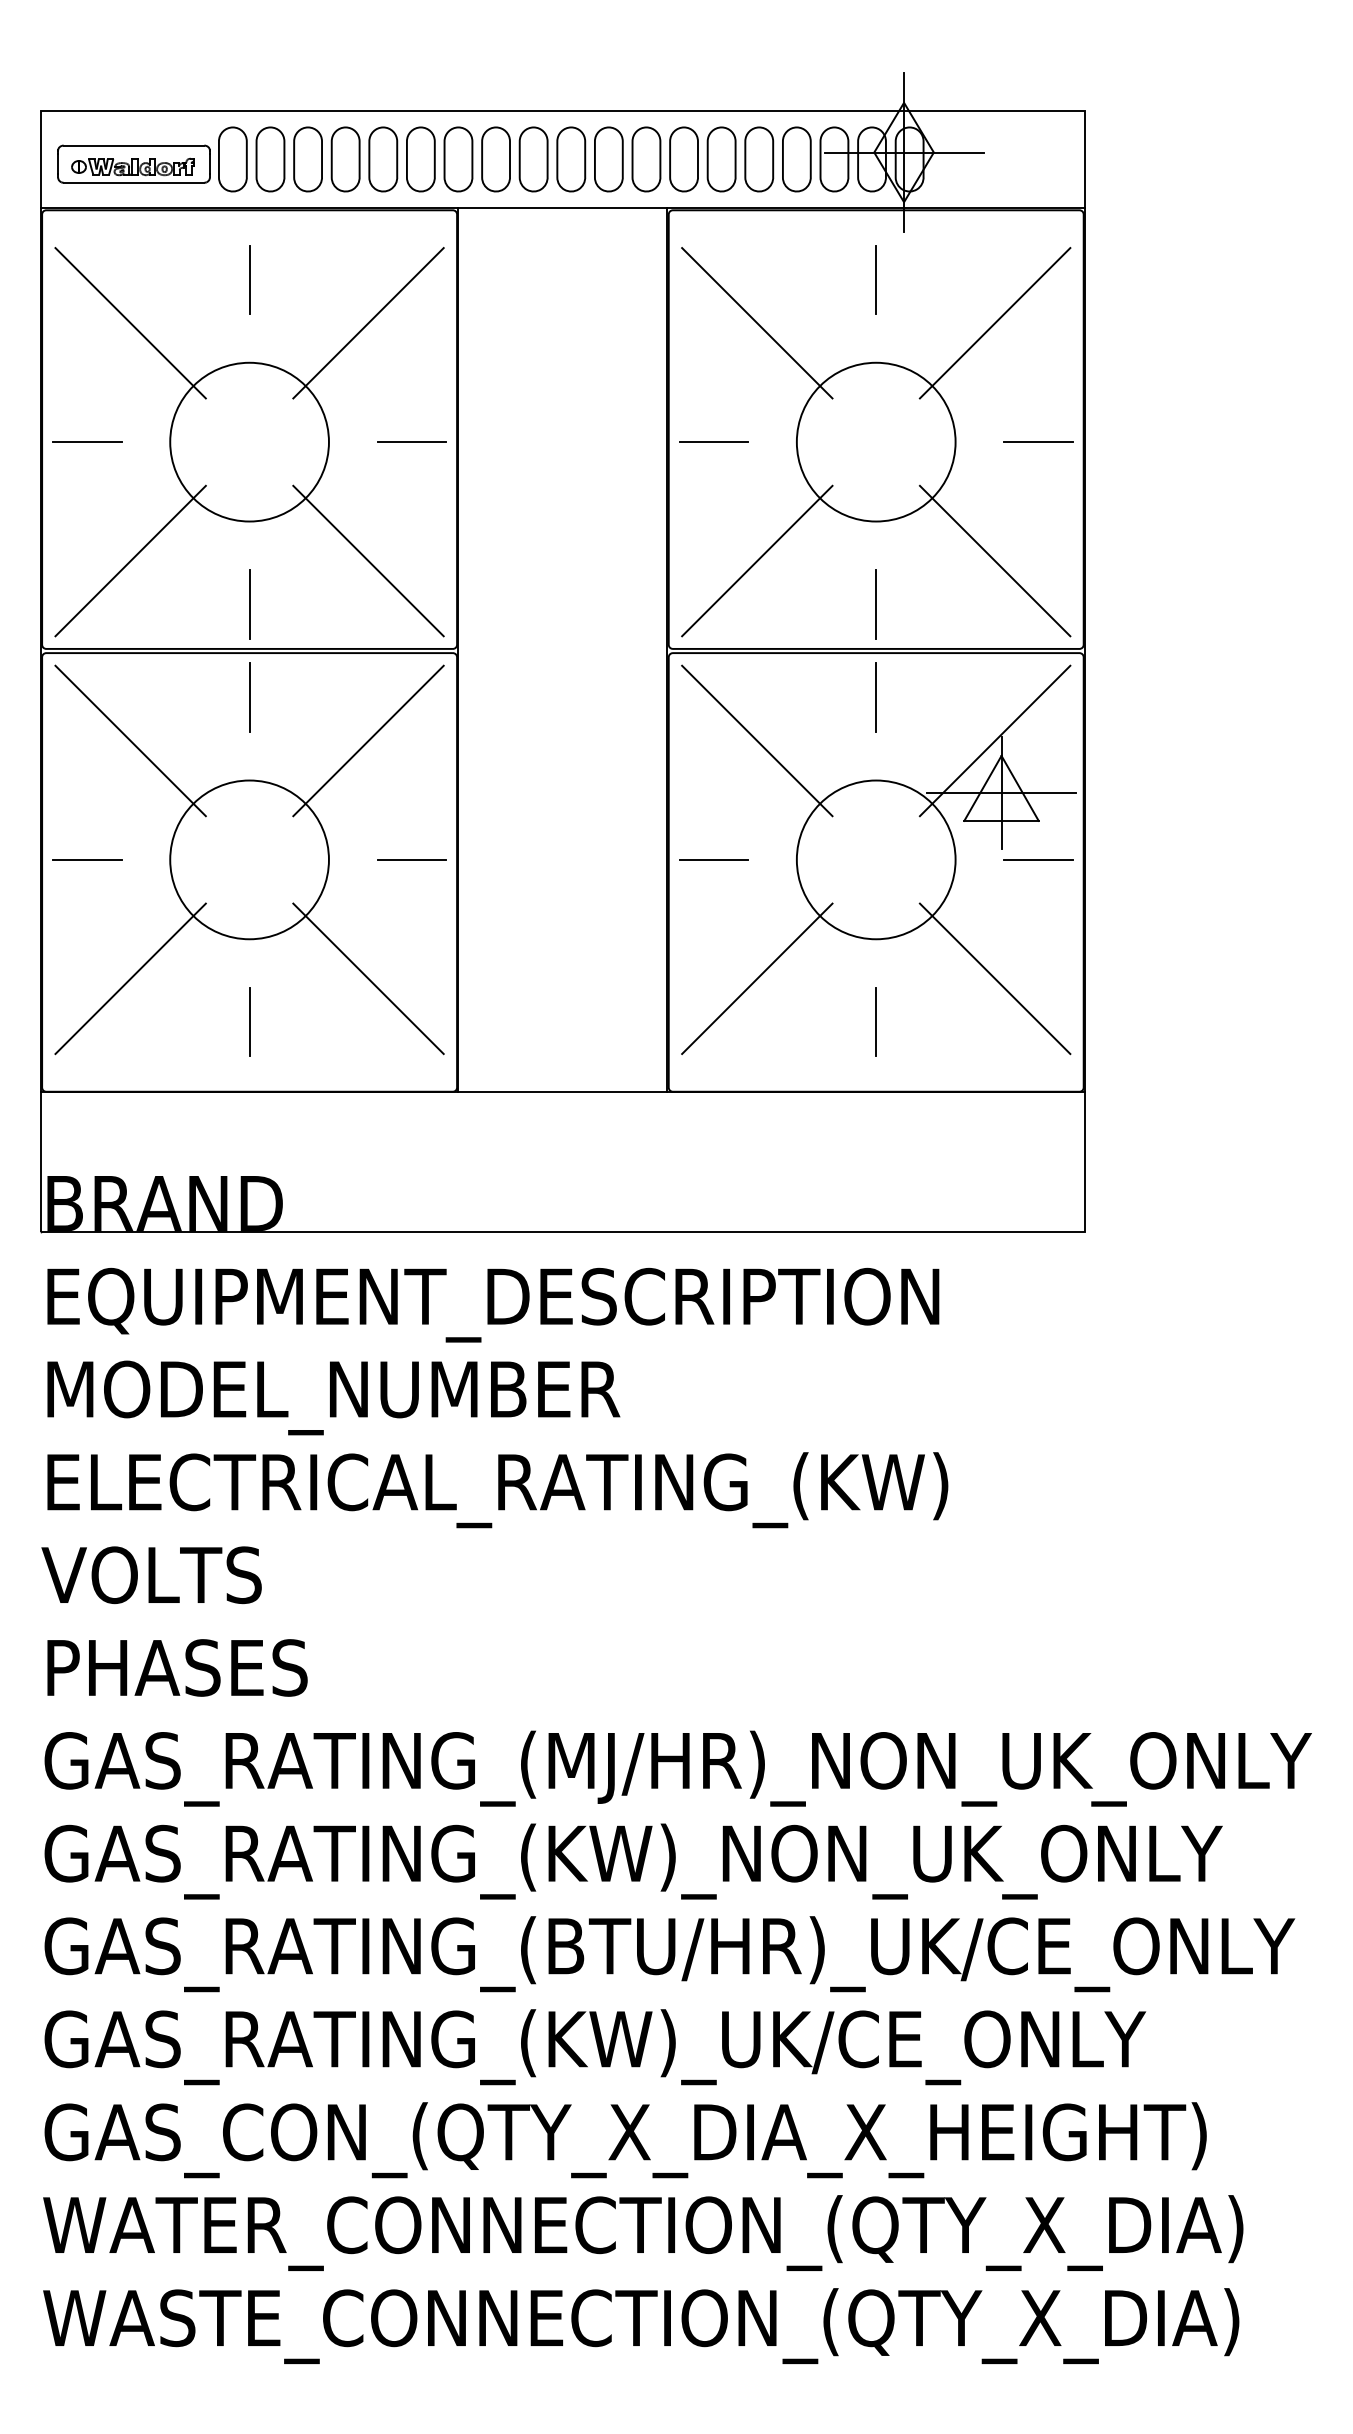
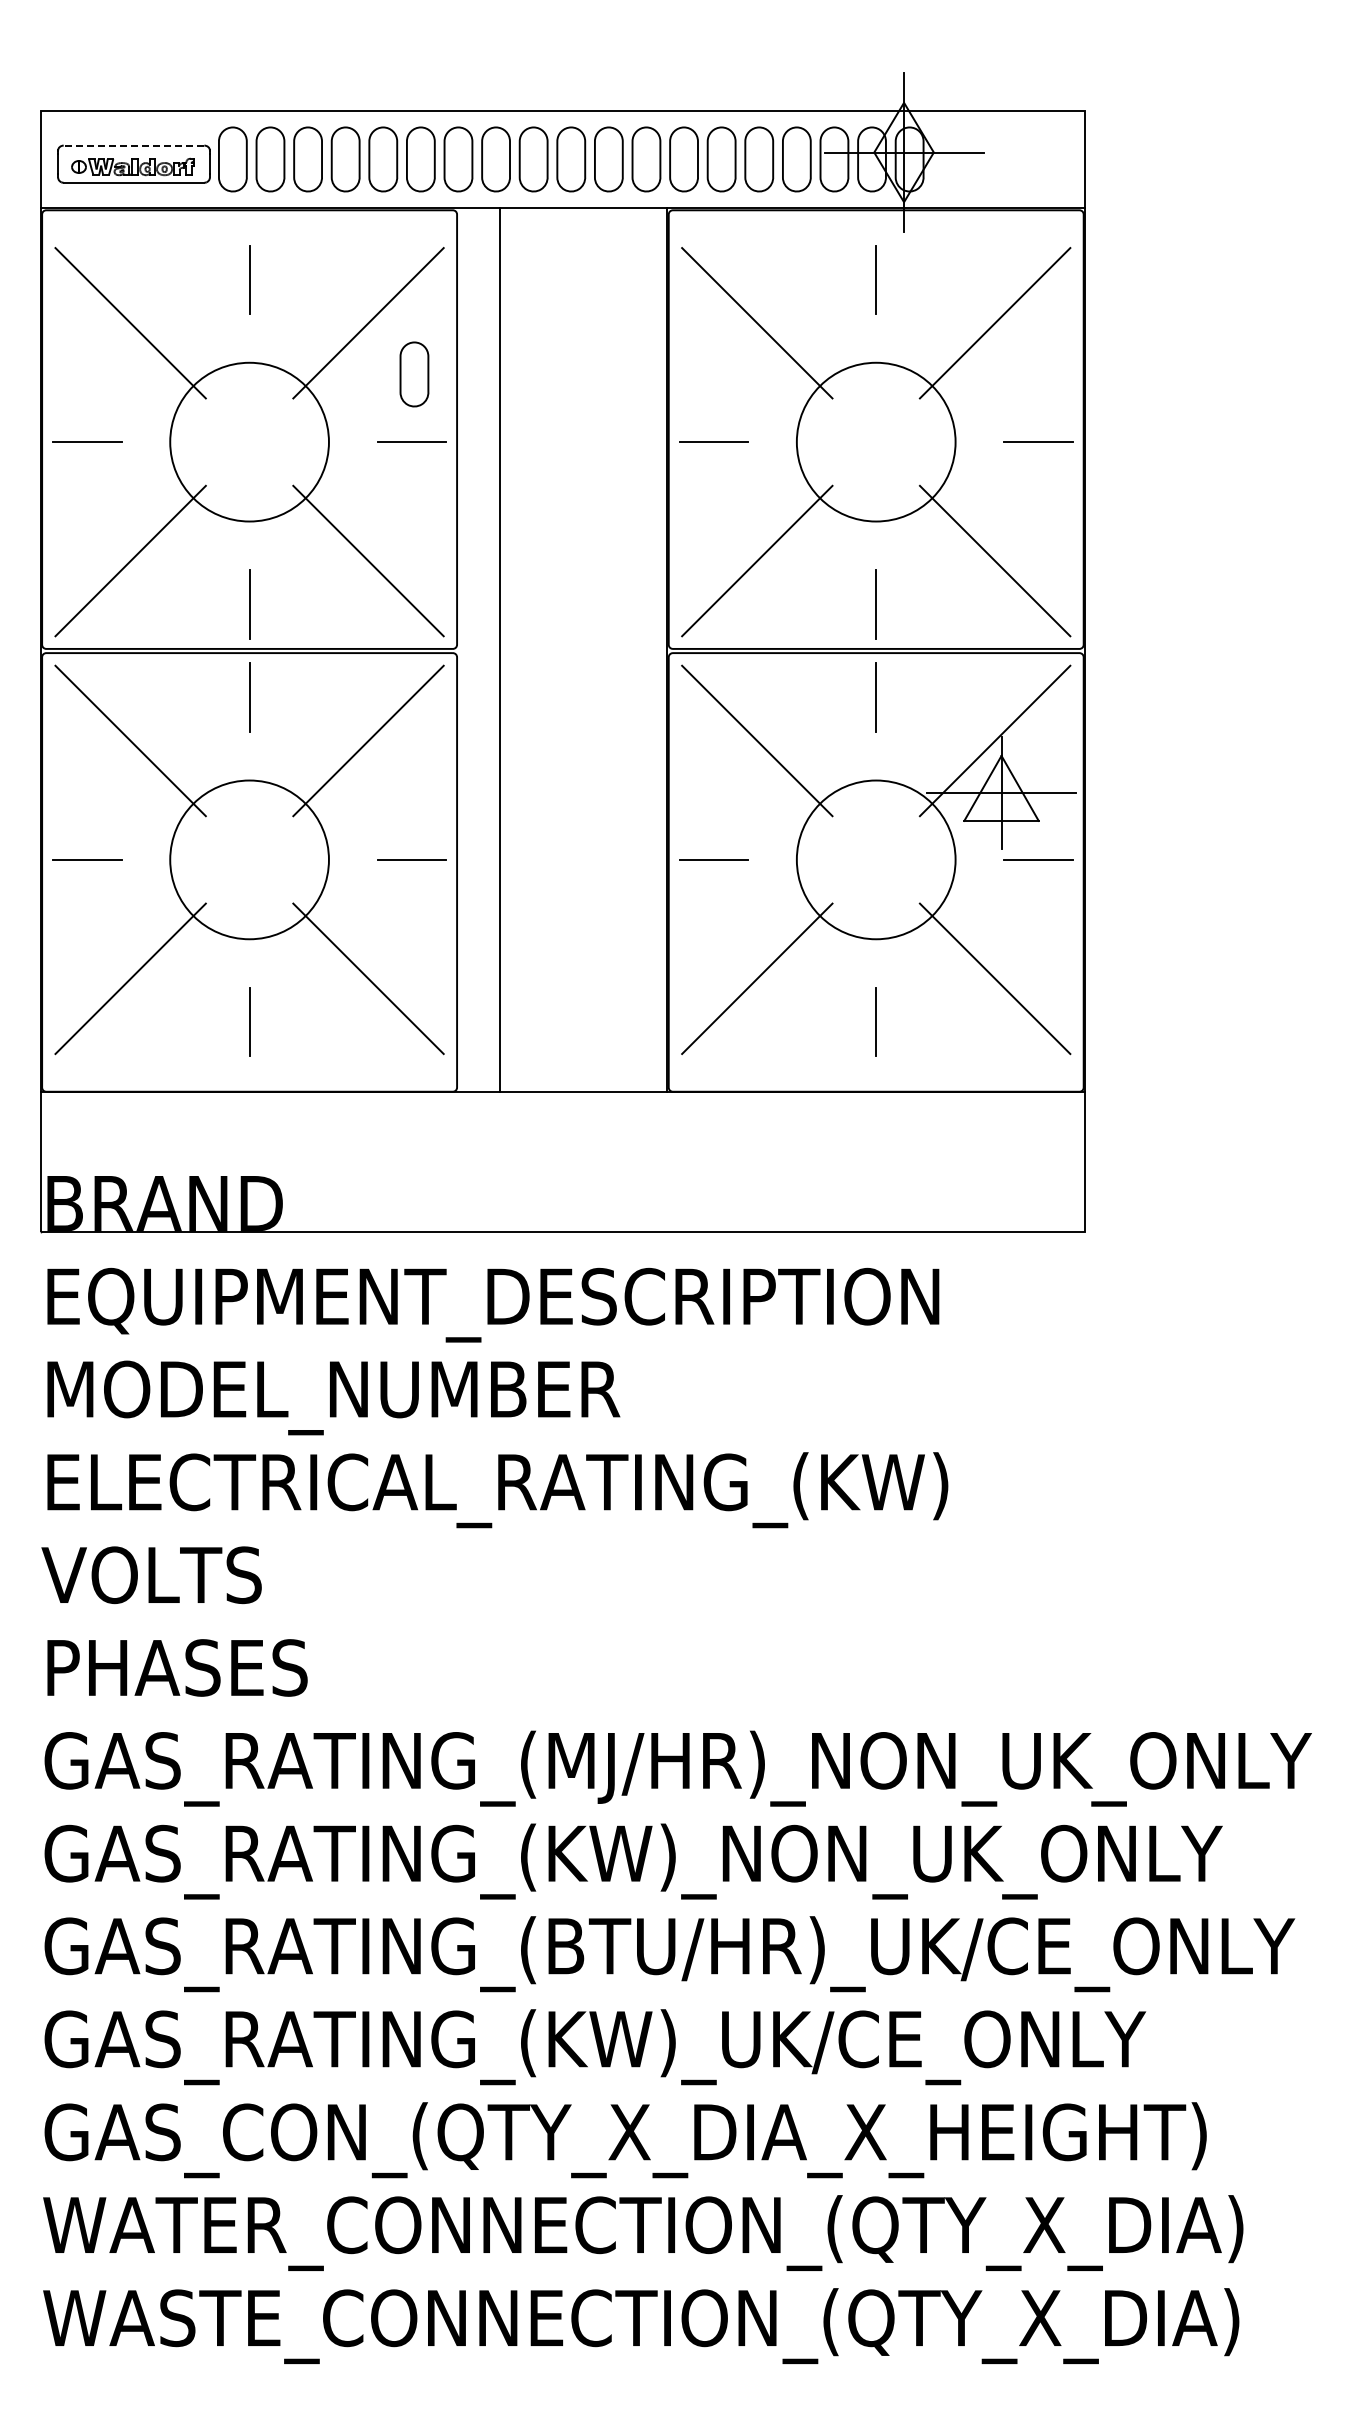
line: solid -> dashed (133, 145)
part: none -> present (414, 374)
line position: (458, 650) -> (500, 650) (500, 650)
